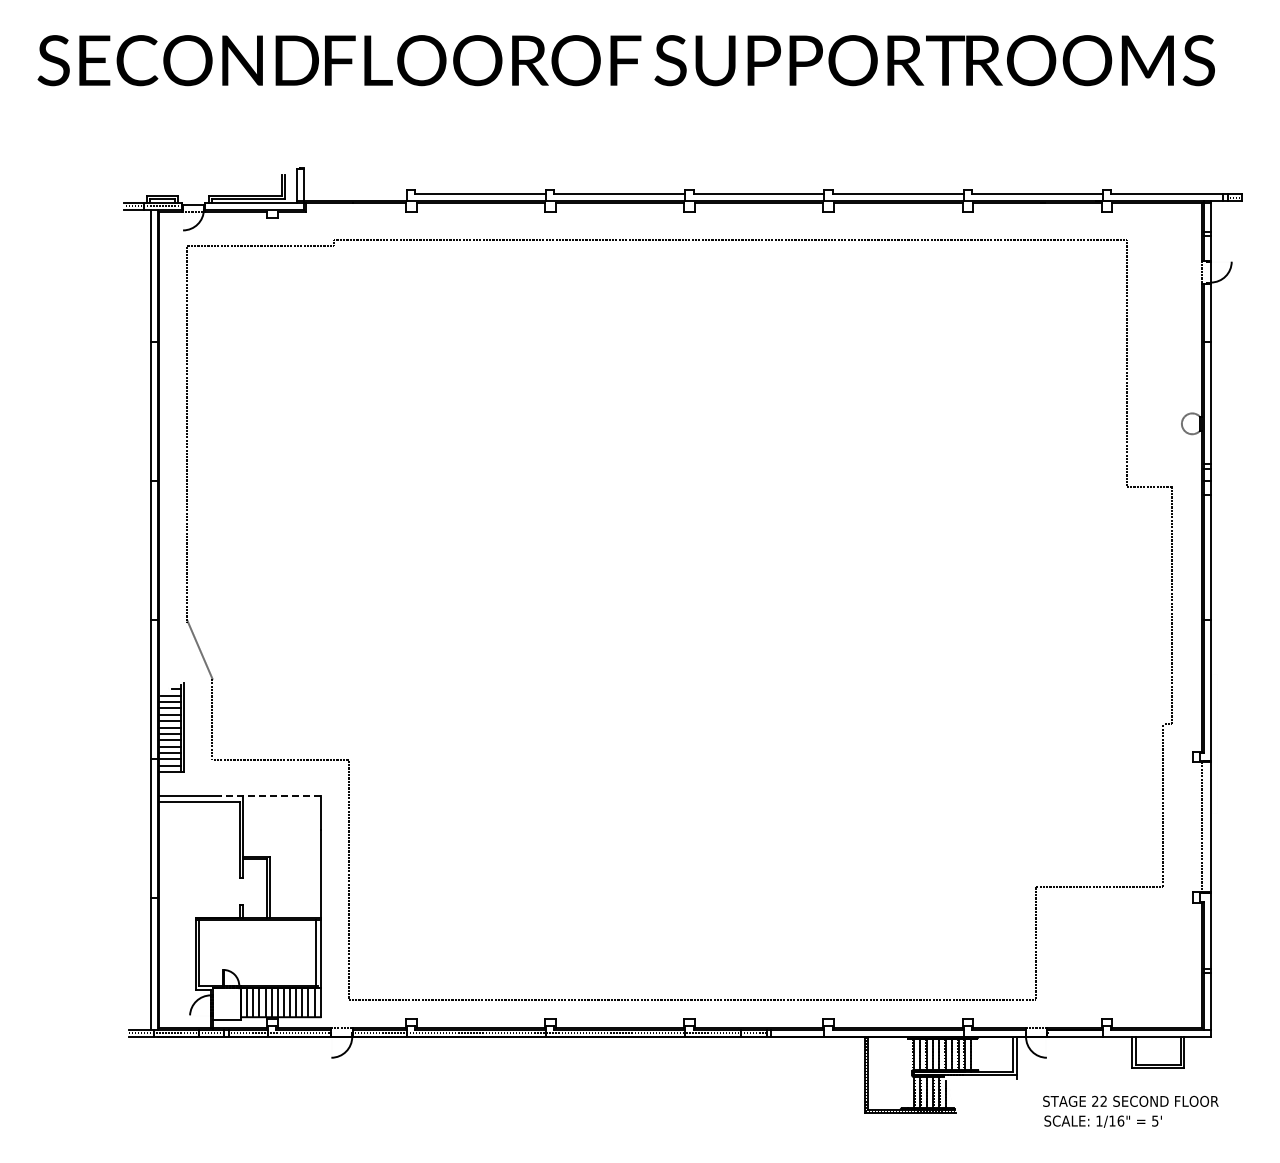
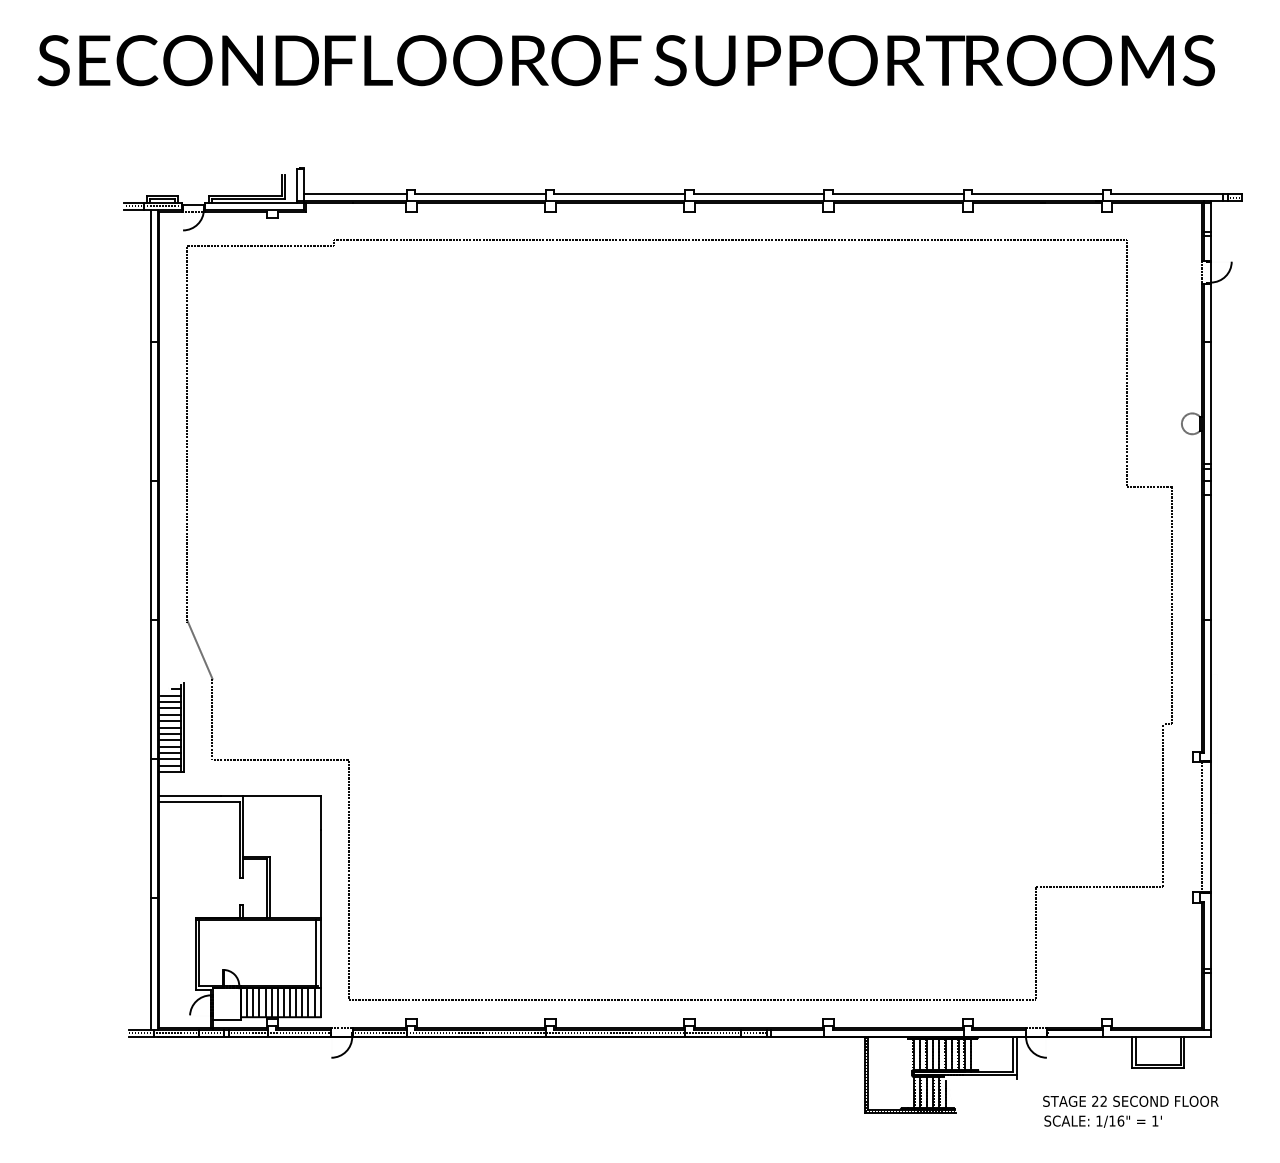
line: none -> present (355, 194)
line: dashed -> solid (270, 795)
text: 5' -> 1' (1155, 1120)
